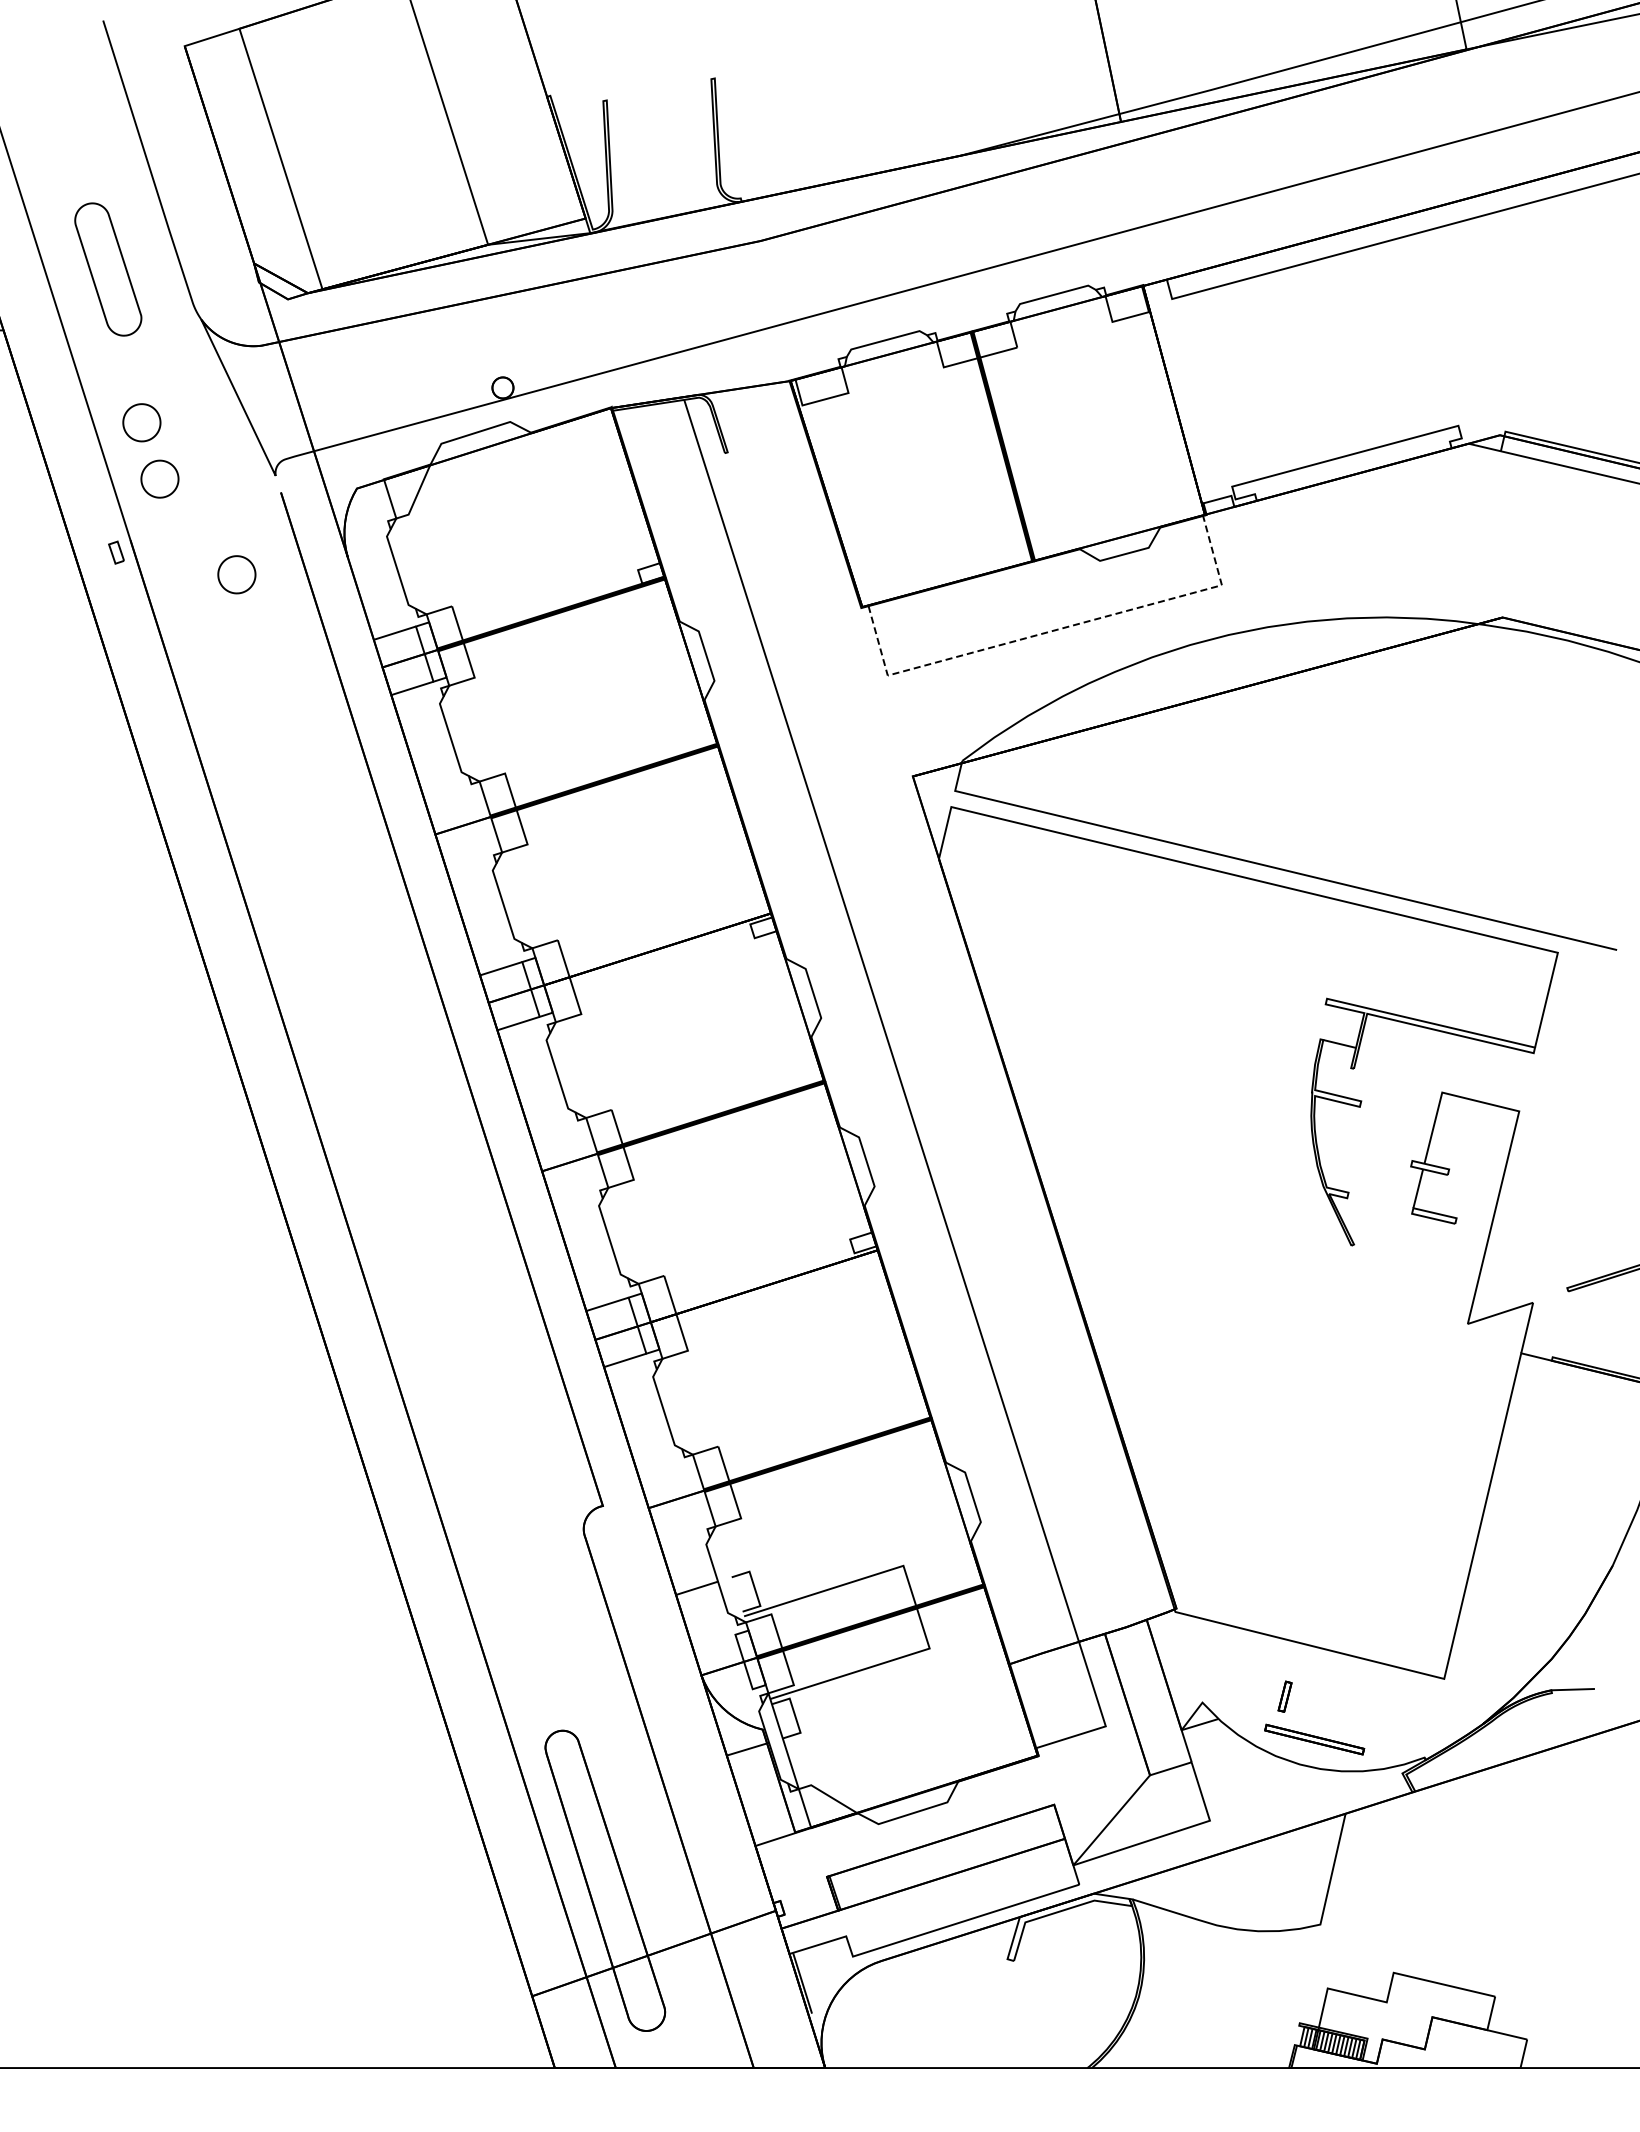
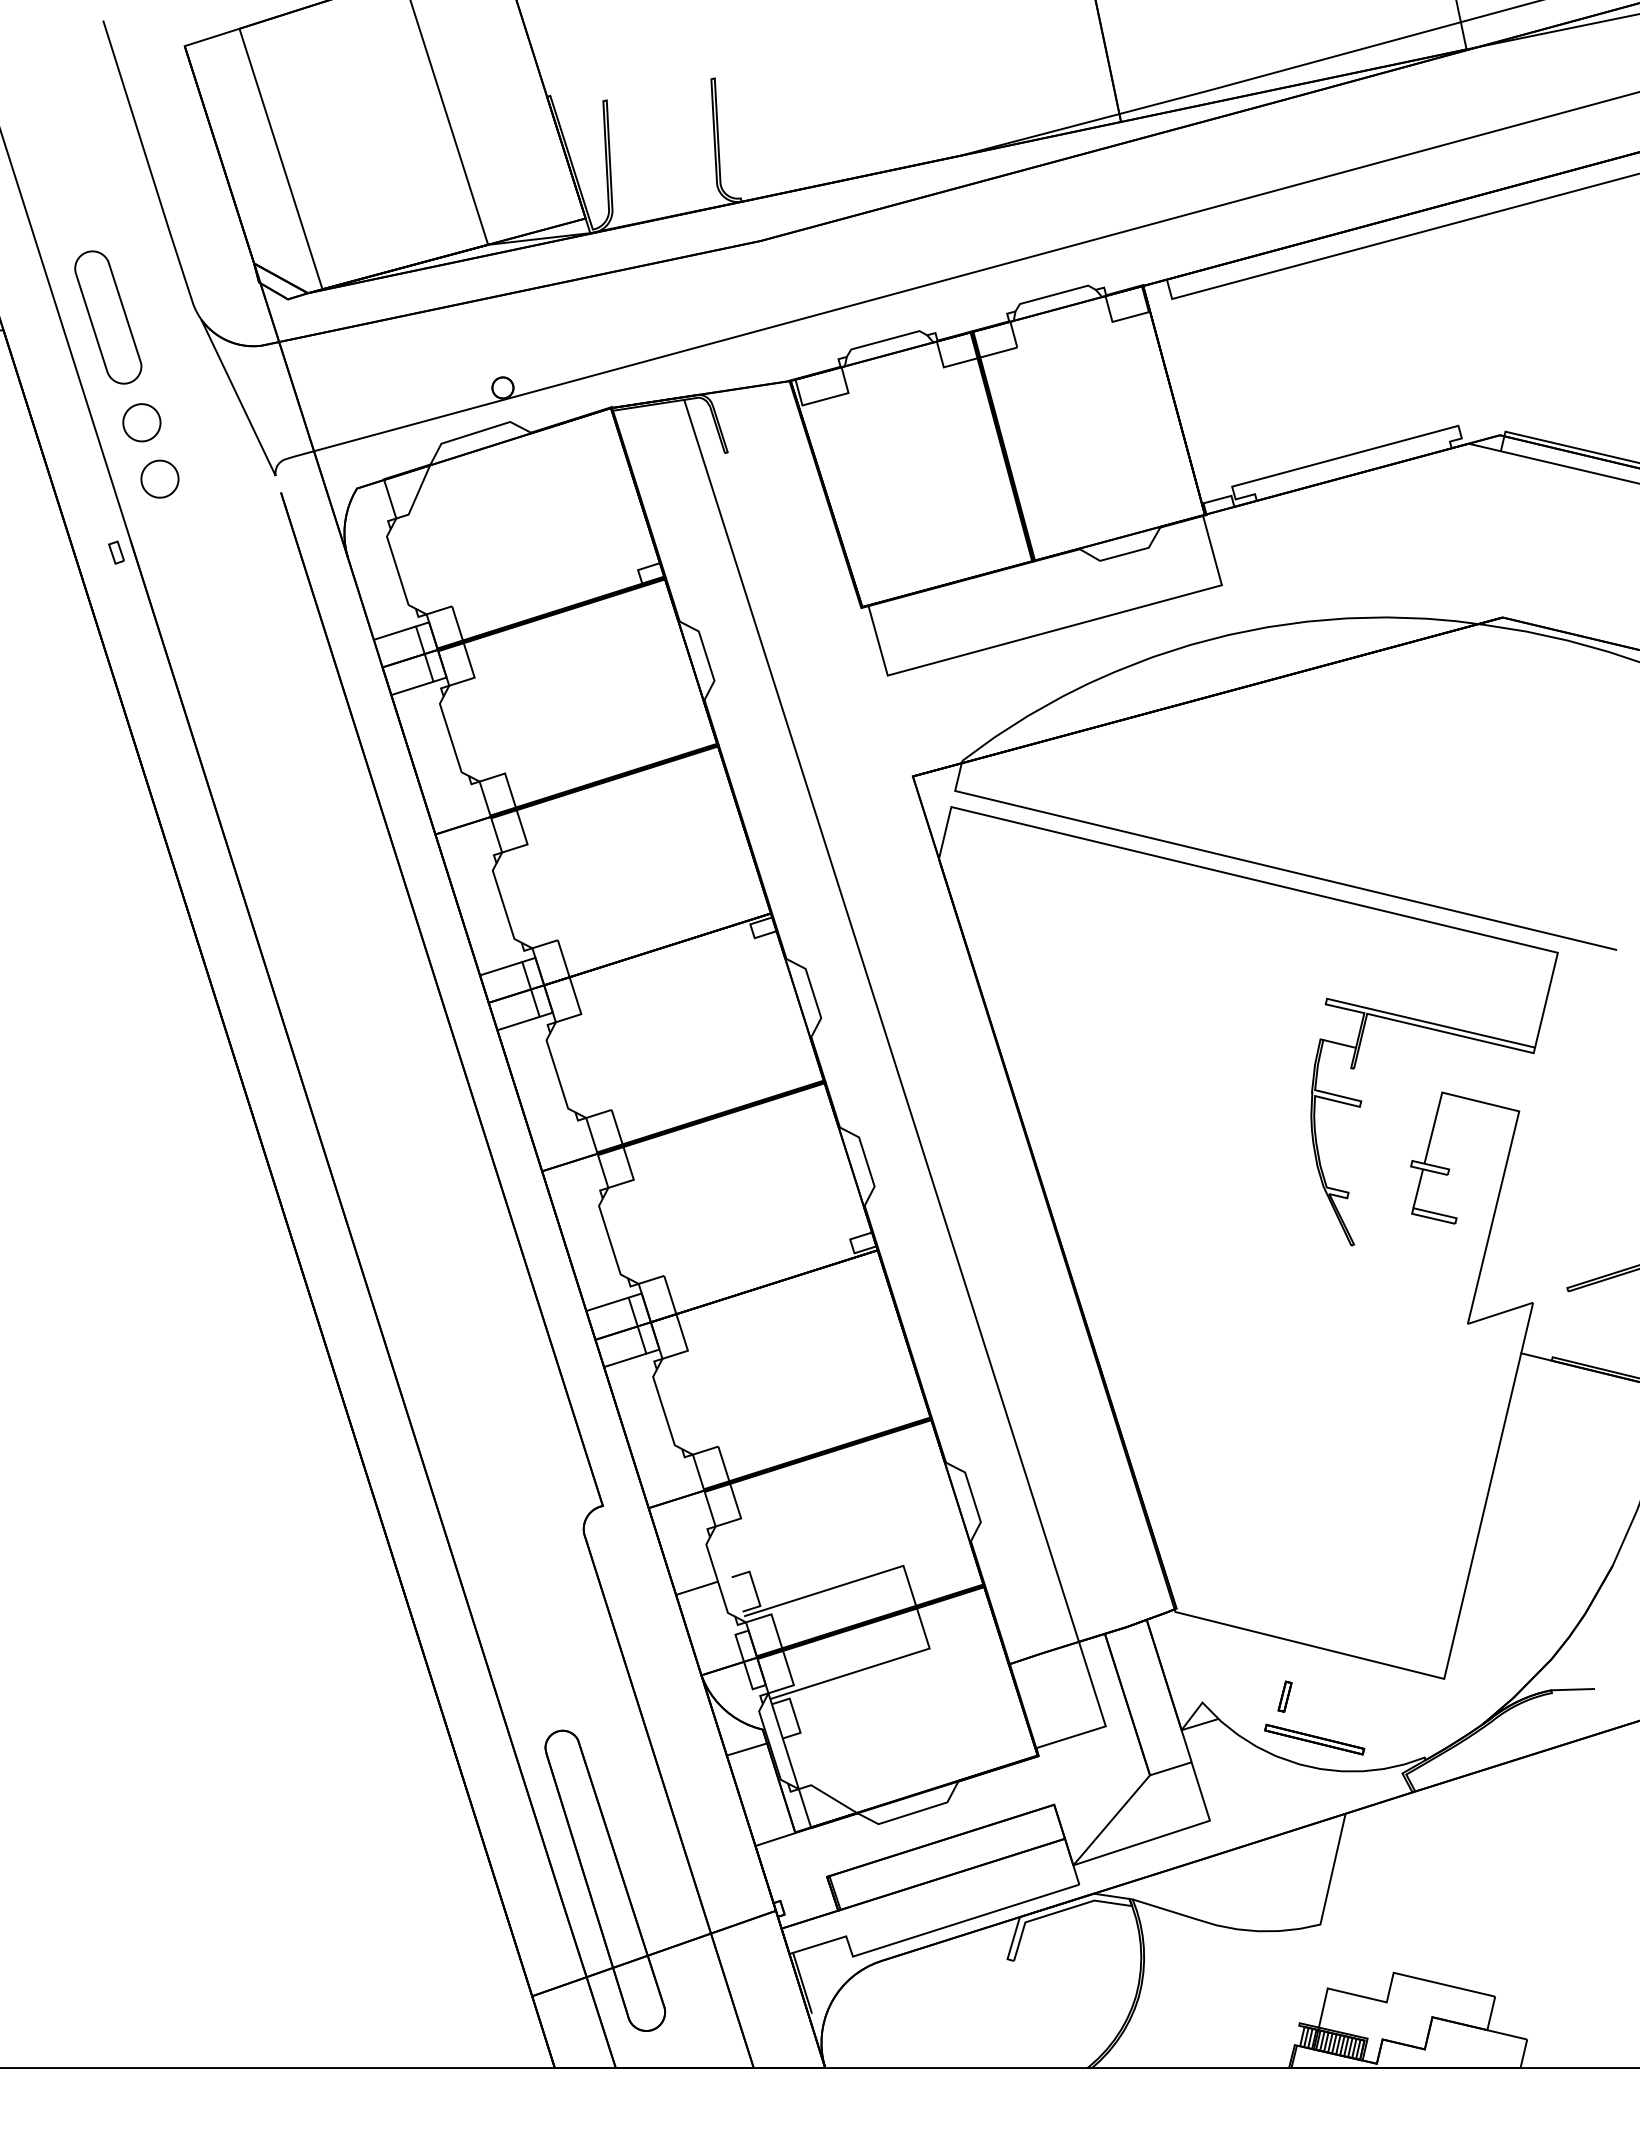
part position: (108, 269) -> (108, 317) (108, 317)
part: present -> none (236, 574)
line: dashed -> solid (1054, 630)
